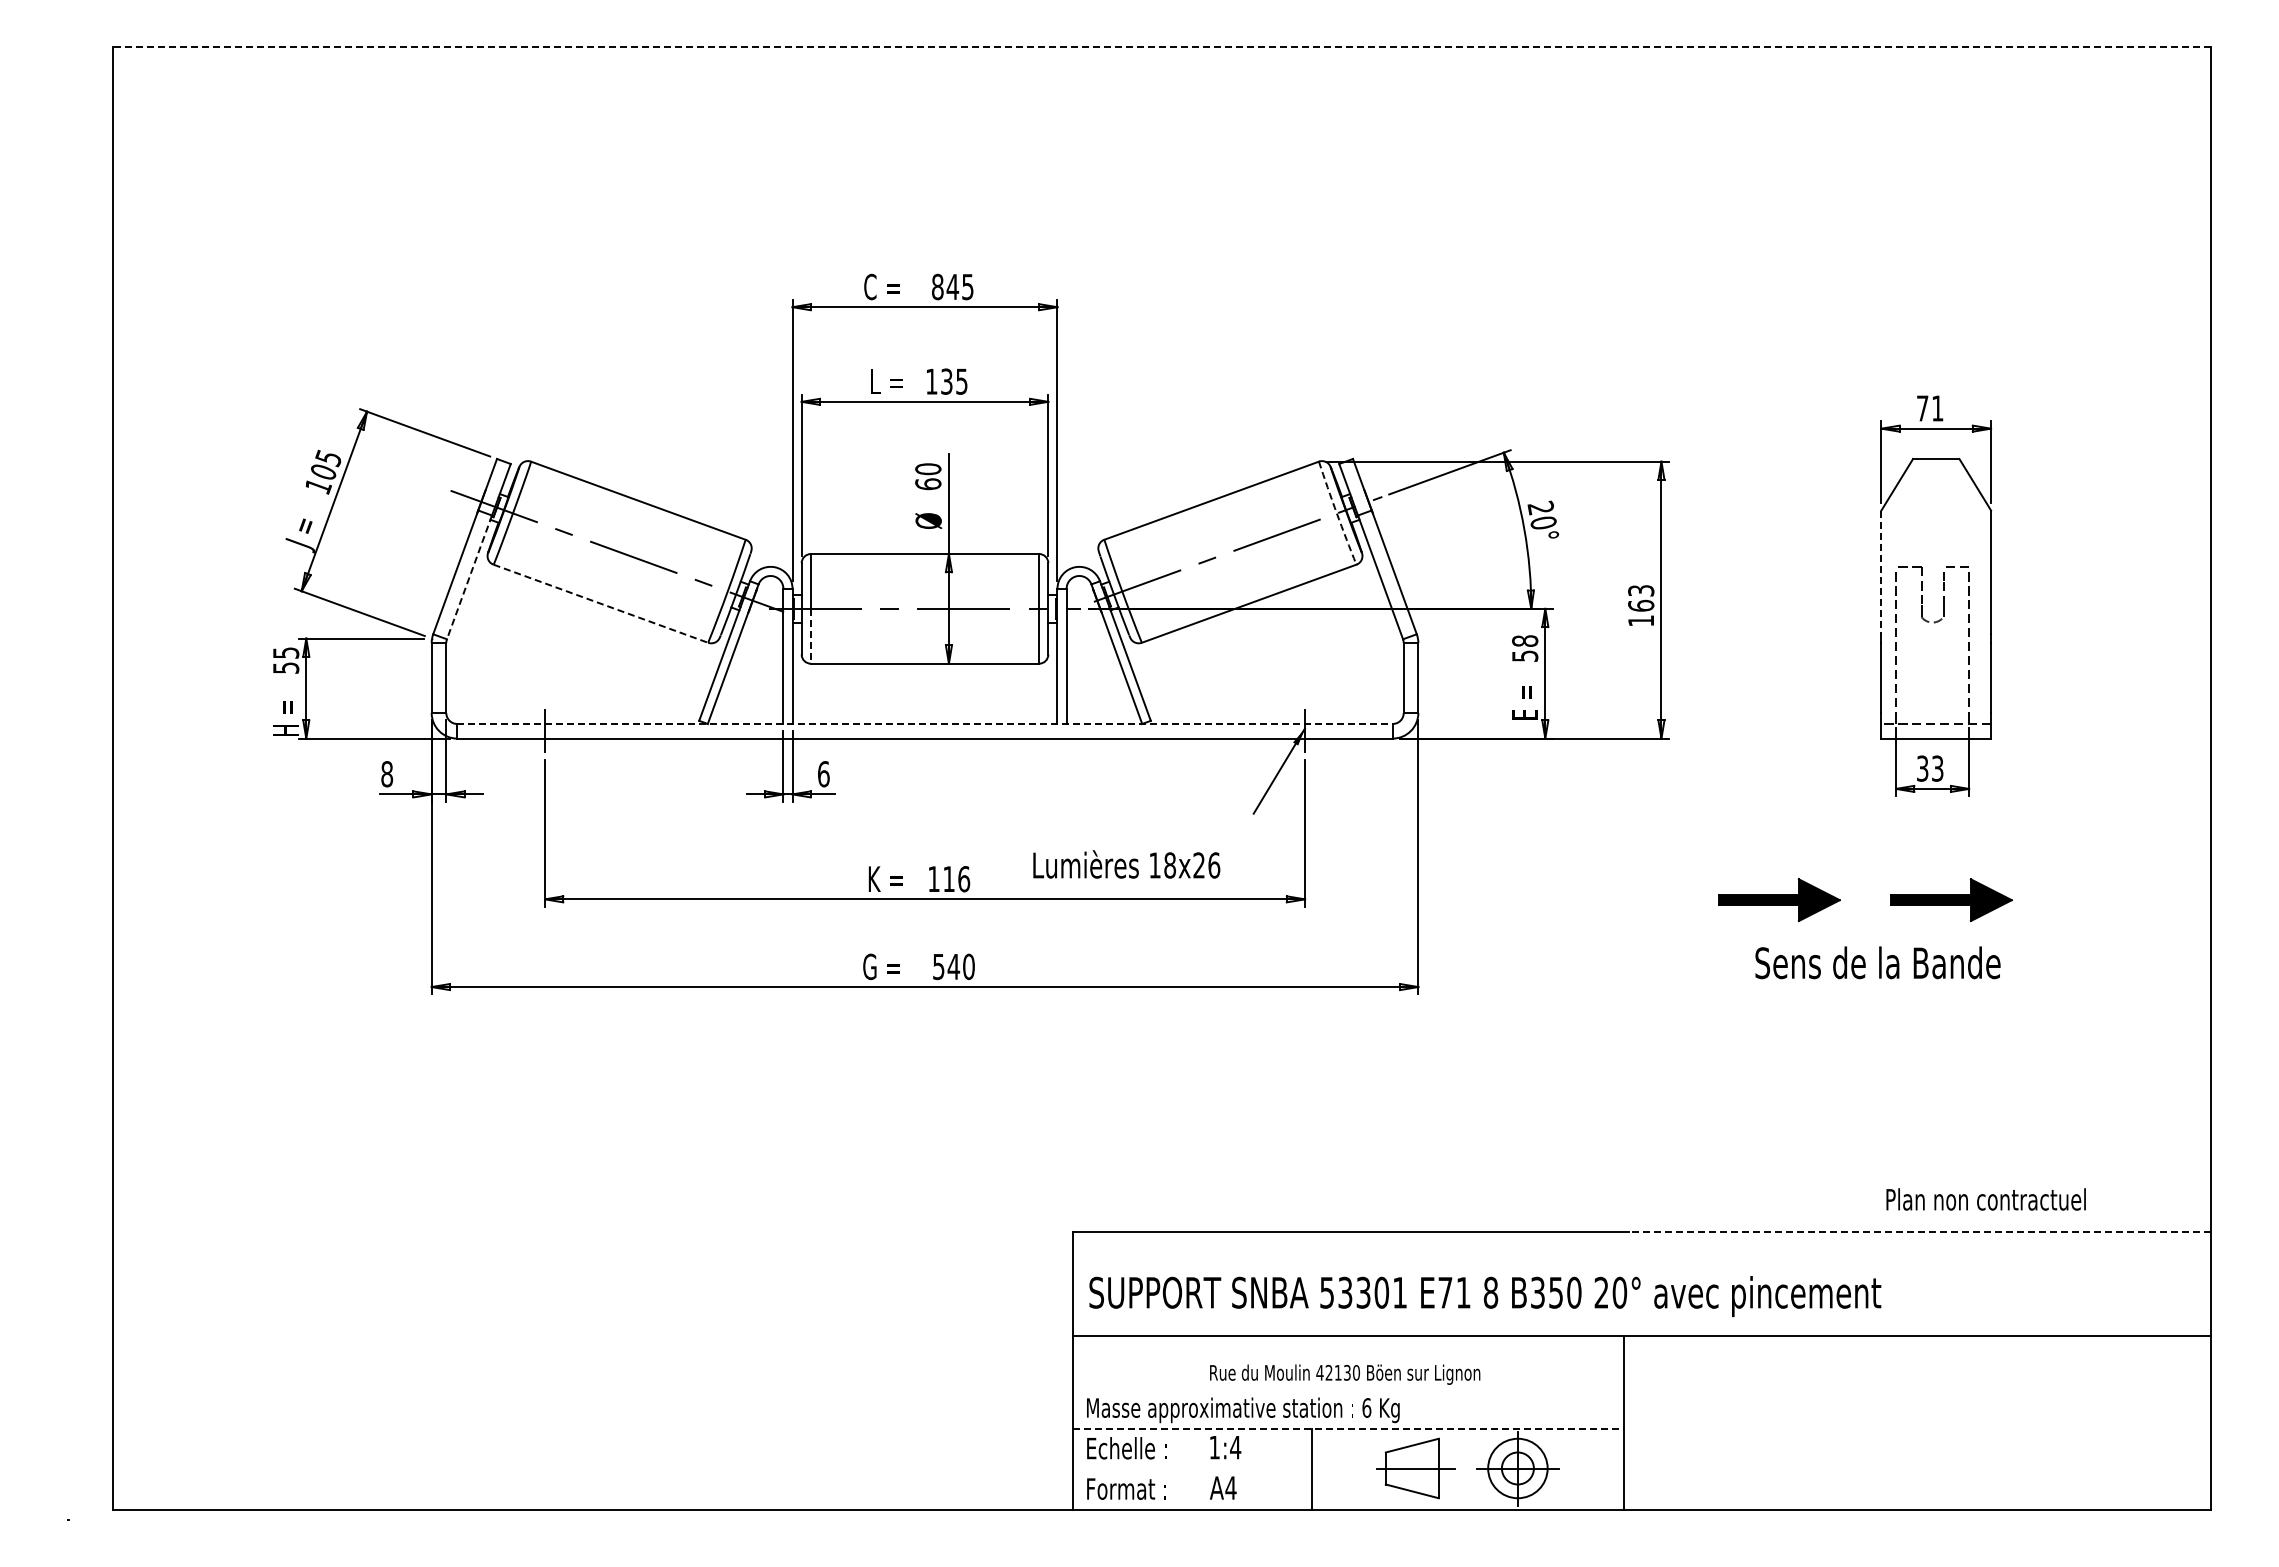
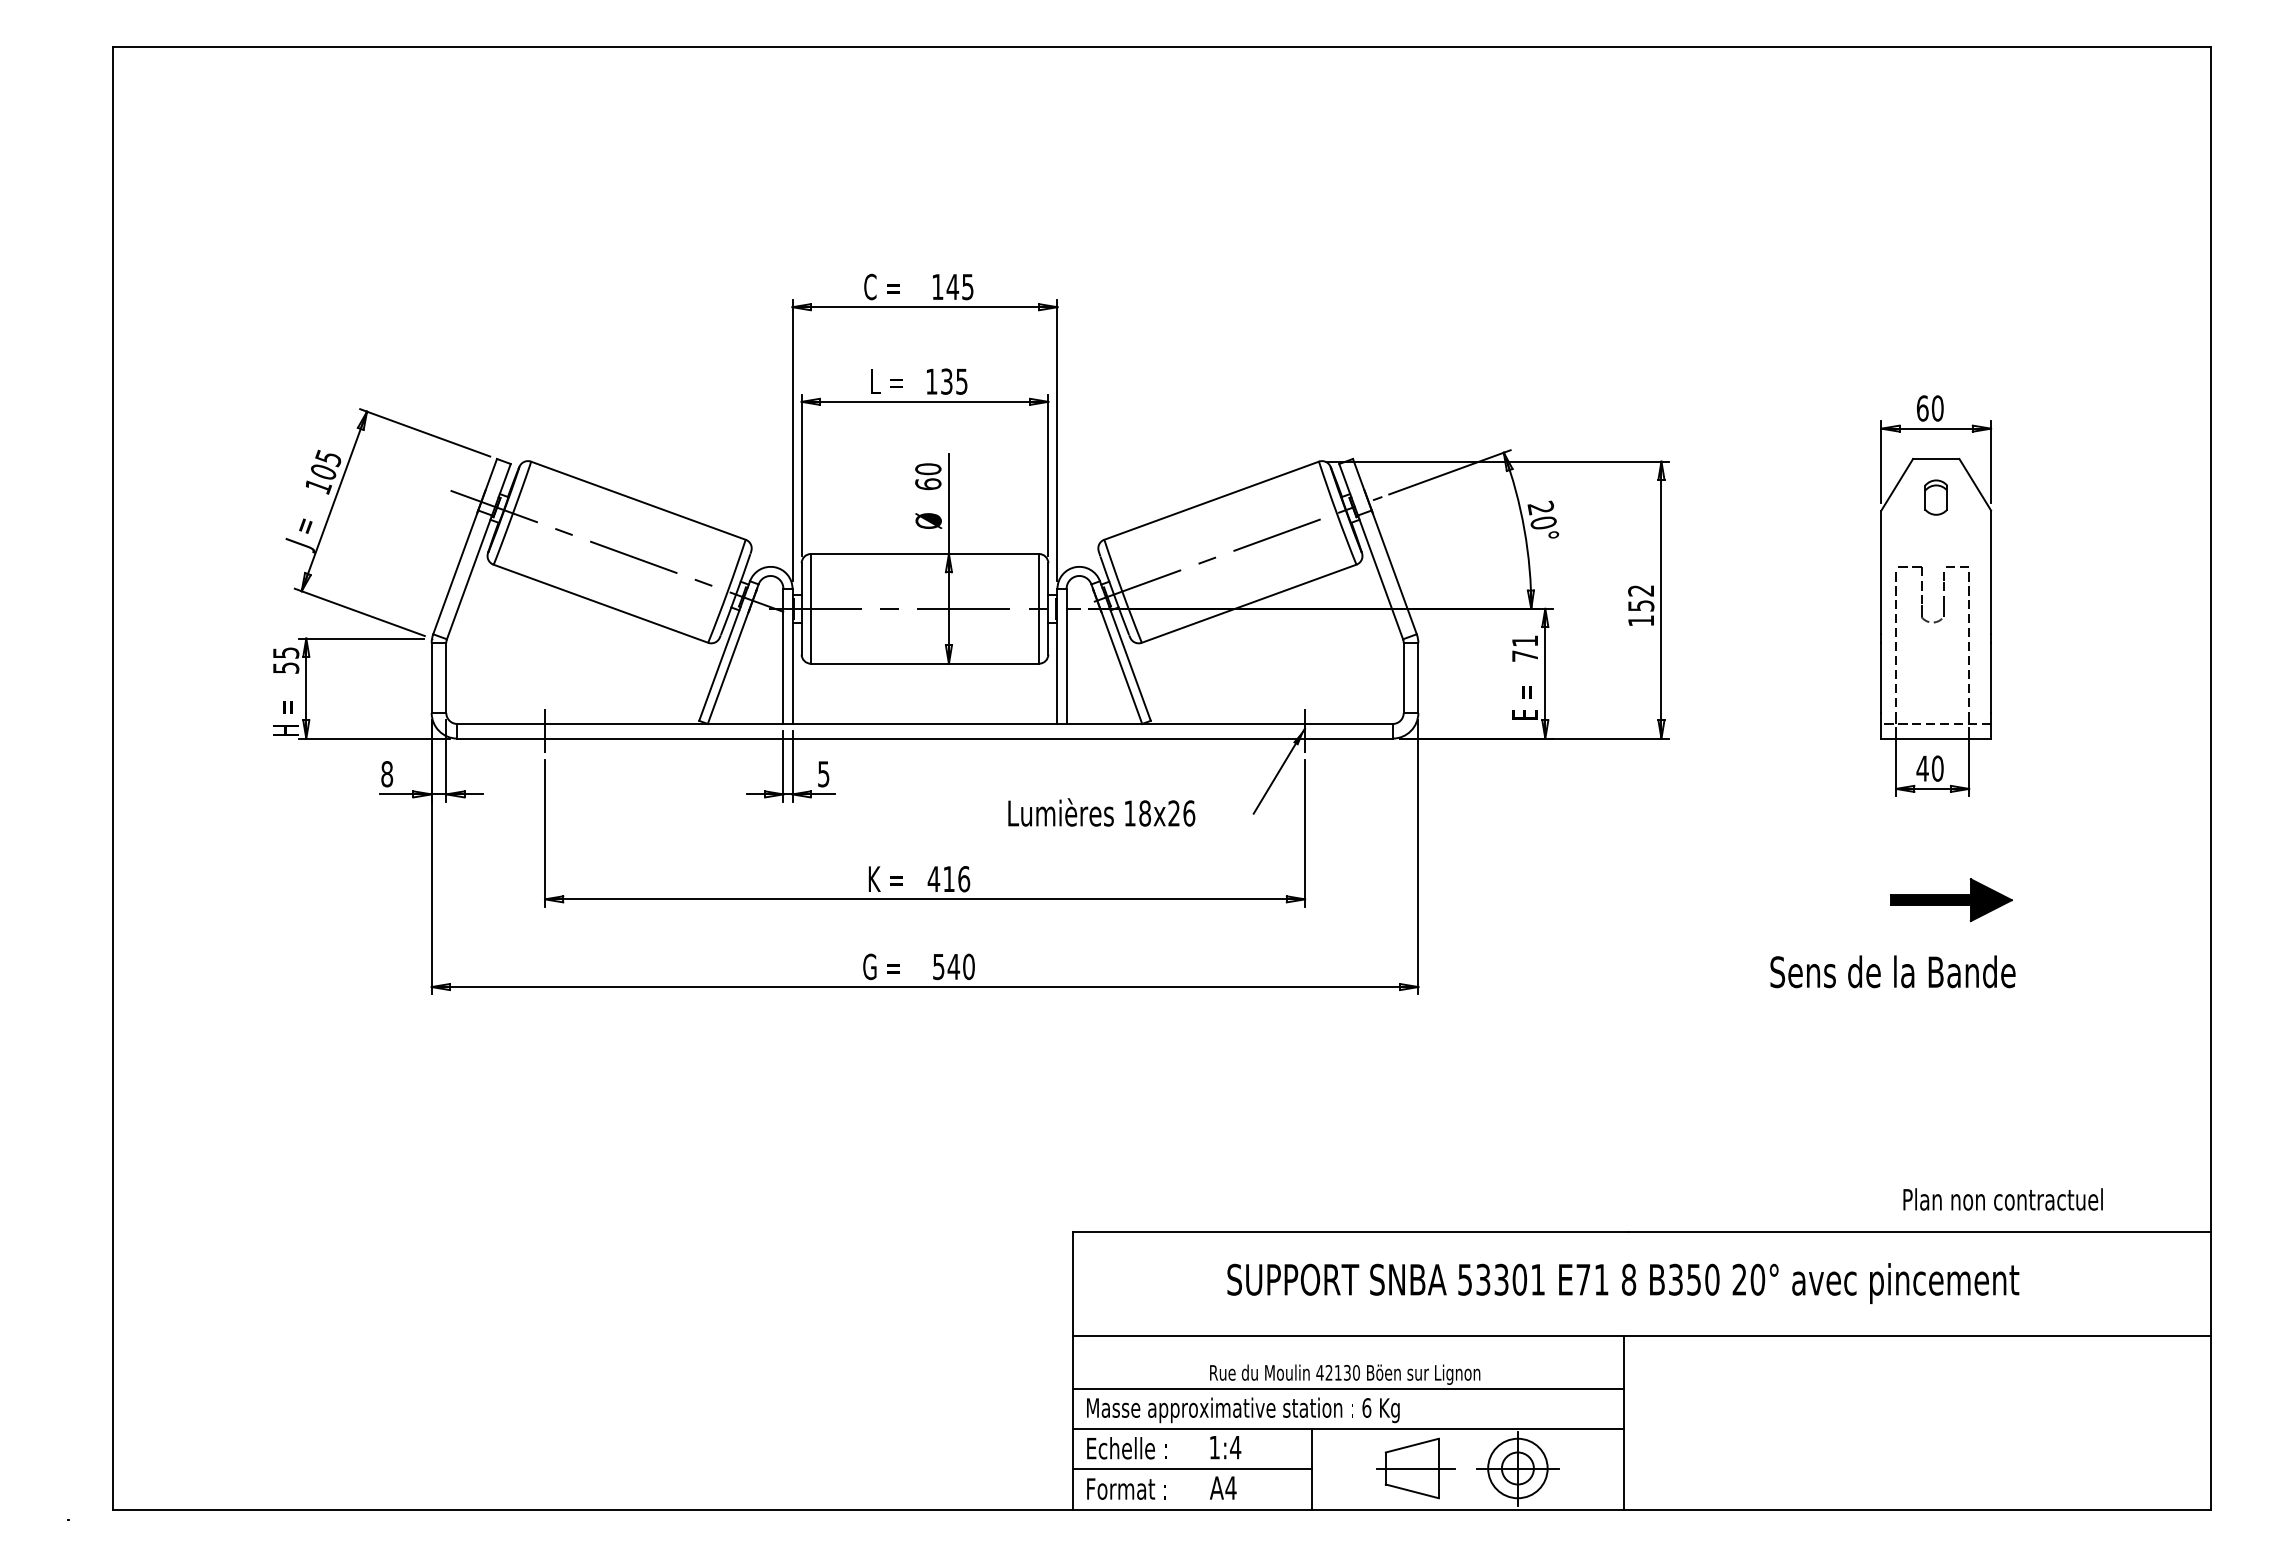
line: dashed -> solid (1161, 46)
text: 845 -> 145 (937, 286)
text: 71 -> 60 (1929, 408)
part: none -> present (1935, 497)
arc: dashed -> solid (1336, 513)
line: dashed -> solid (1881, 572)
line: dashed -> solid (469, 577)
text: 163 -> 152 (1641, 598)
line: dashed -> solid (601, 603)
line: dashed -> solid (810, 636)
text: 58 -> 71 (1525, 648)
line: dashed -> solid (925, 723)
text: 33 -> 40 (1929, 768)
text: 6 -> 5 (823, 774)
text position: (1126, 864) -> (1101, 812) (1101, 812)
text: 116 -> 416 (933, 878)
part: present -> none (1779, 900)
text position: (1877, 962) -> (1892, 971) (1892, 971)
text position: (1985, 1199) -> (2002, 1199) (2002, 1199)
line: dashed -> solid (1919, 1231)
text position: (1485, 1296) -> (1623, 1283) (1623, 1283)
line: none -> present (1348, 1388)
line: dashed -> solid (1348, 1429)
line: none -> present (1192, 1469)
